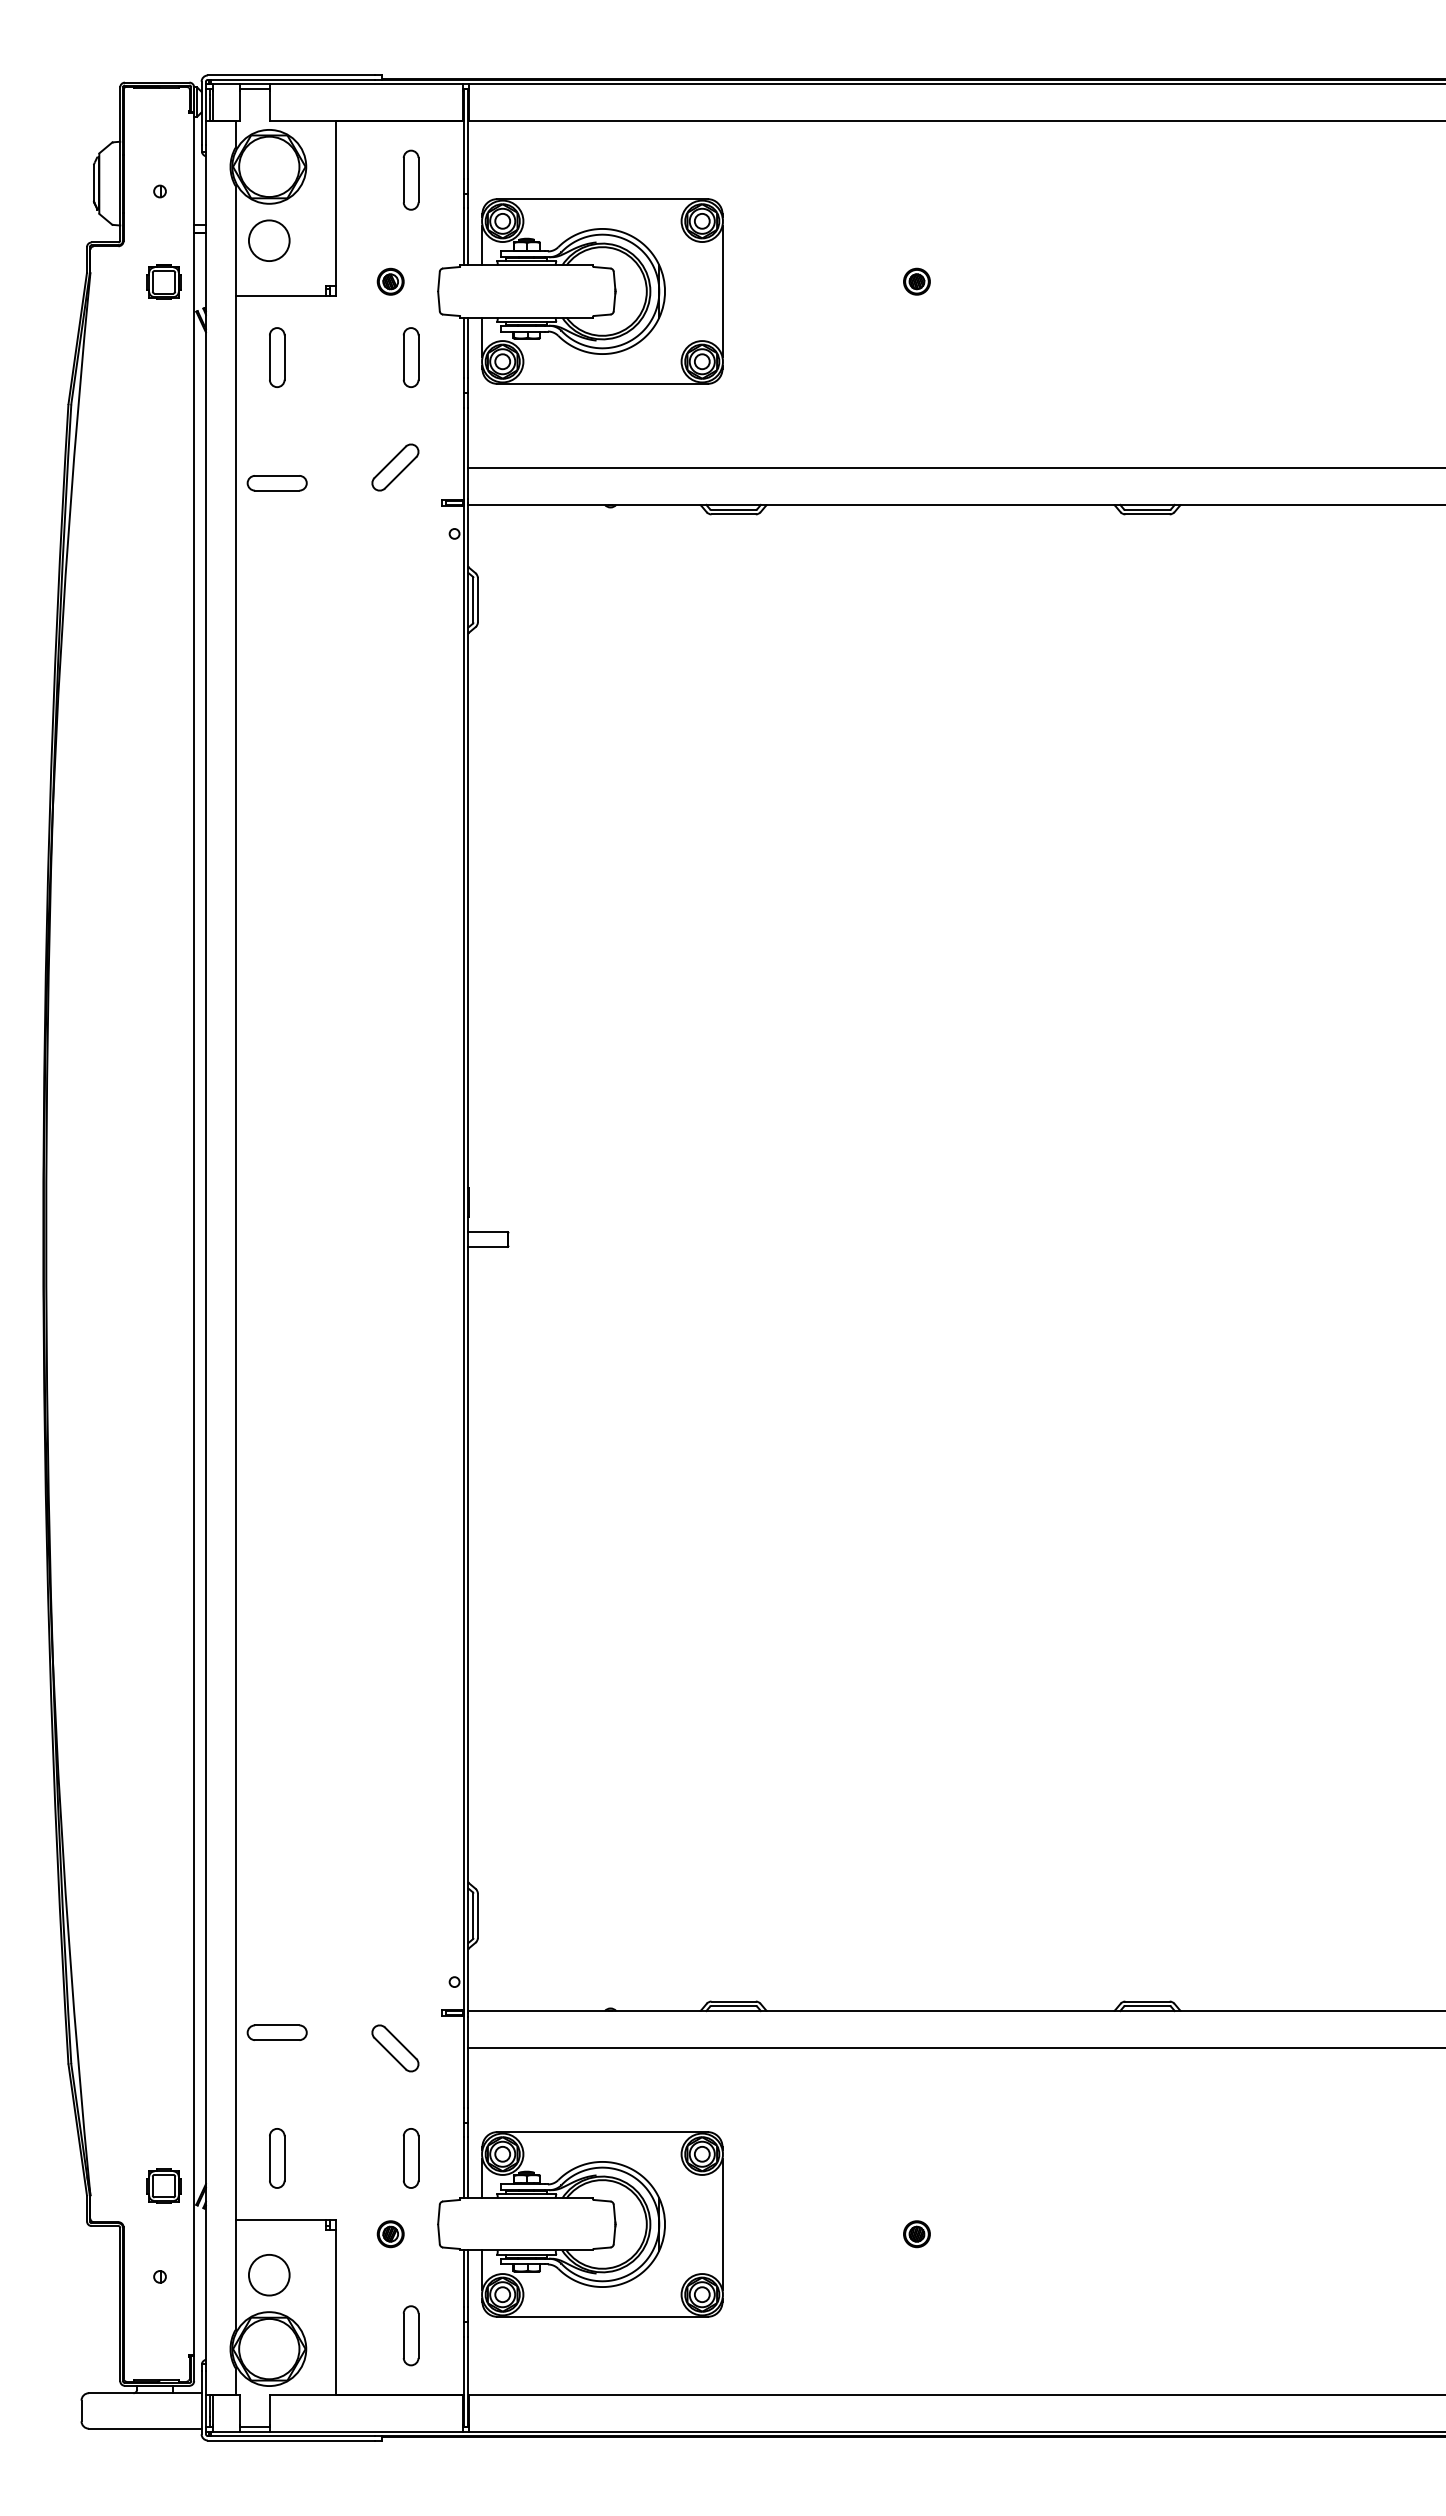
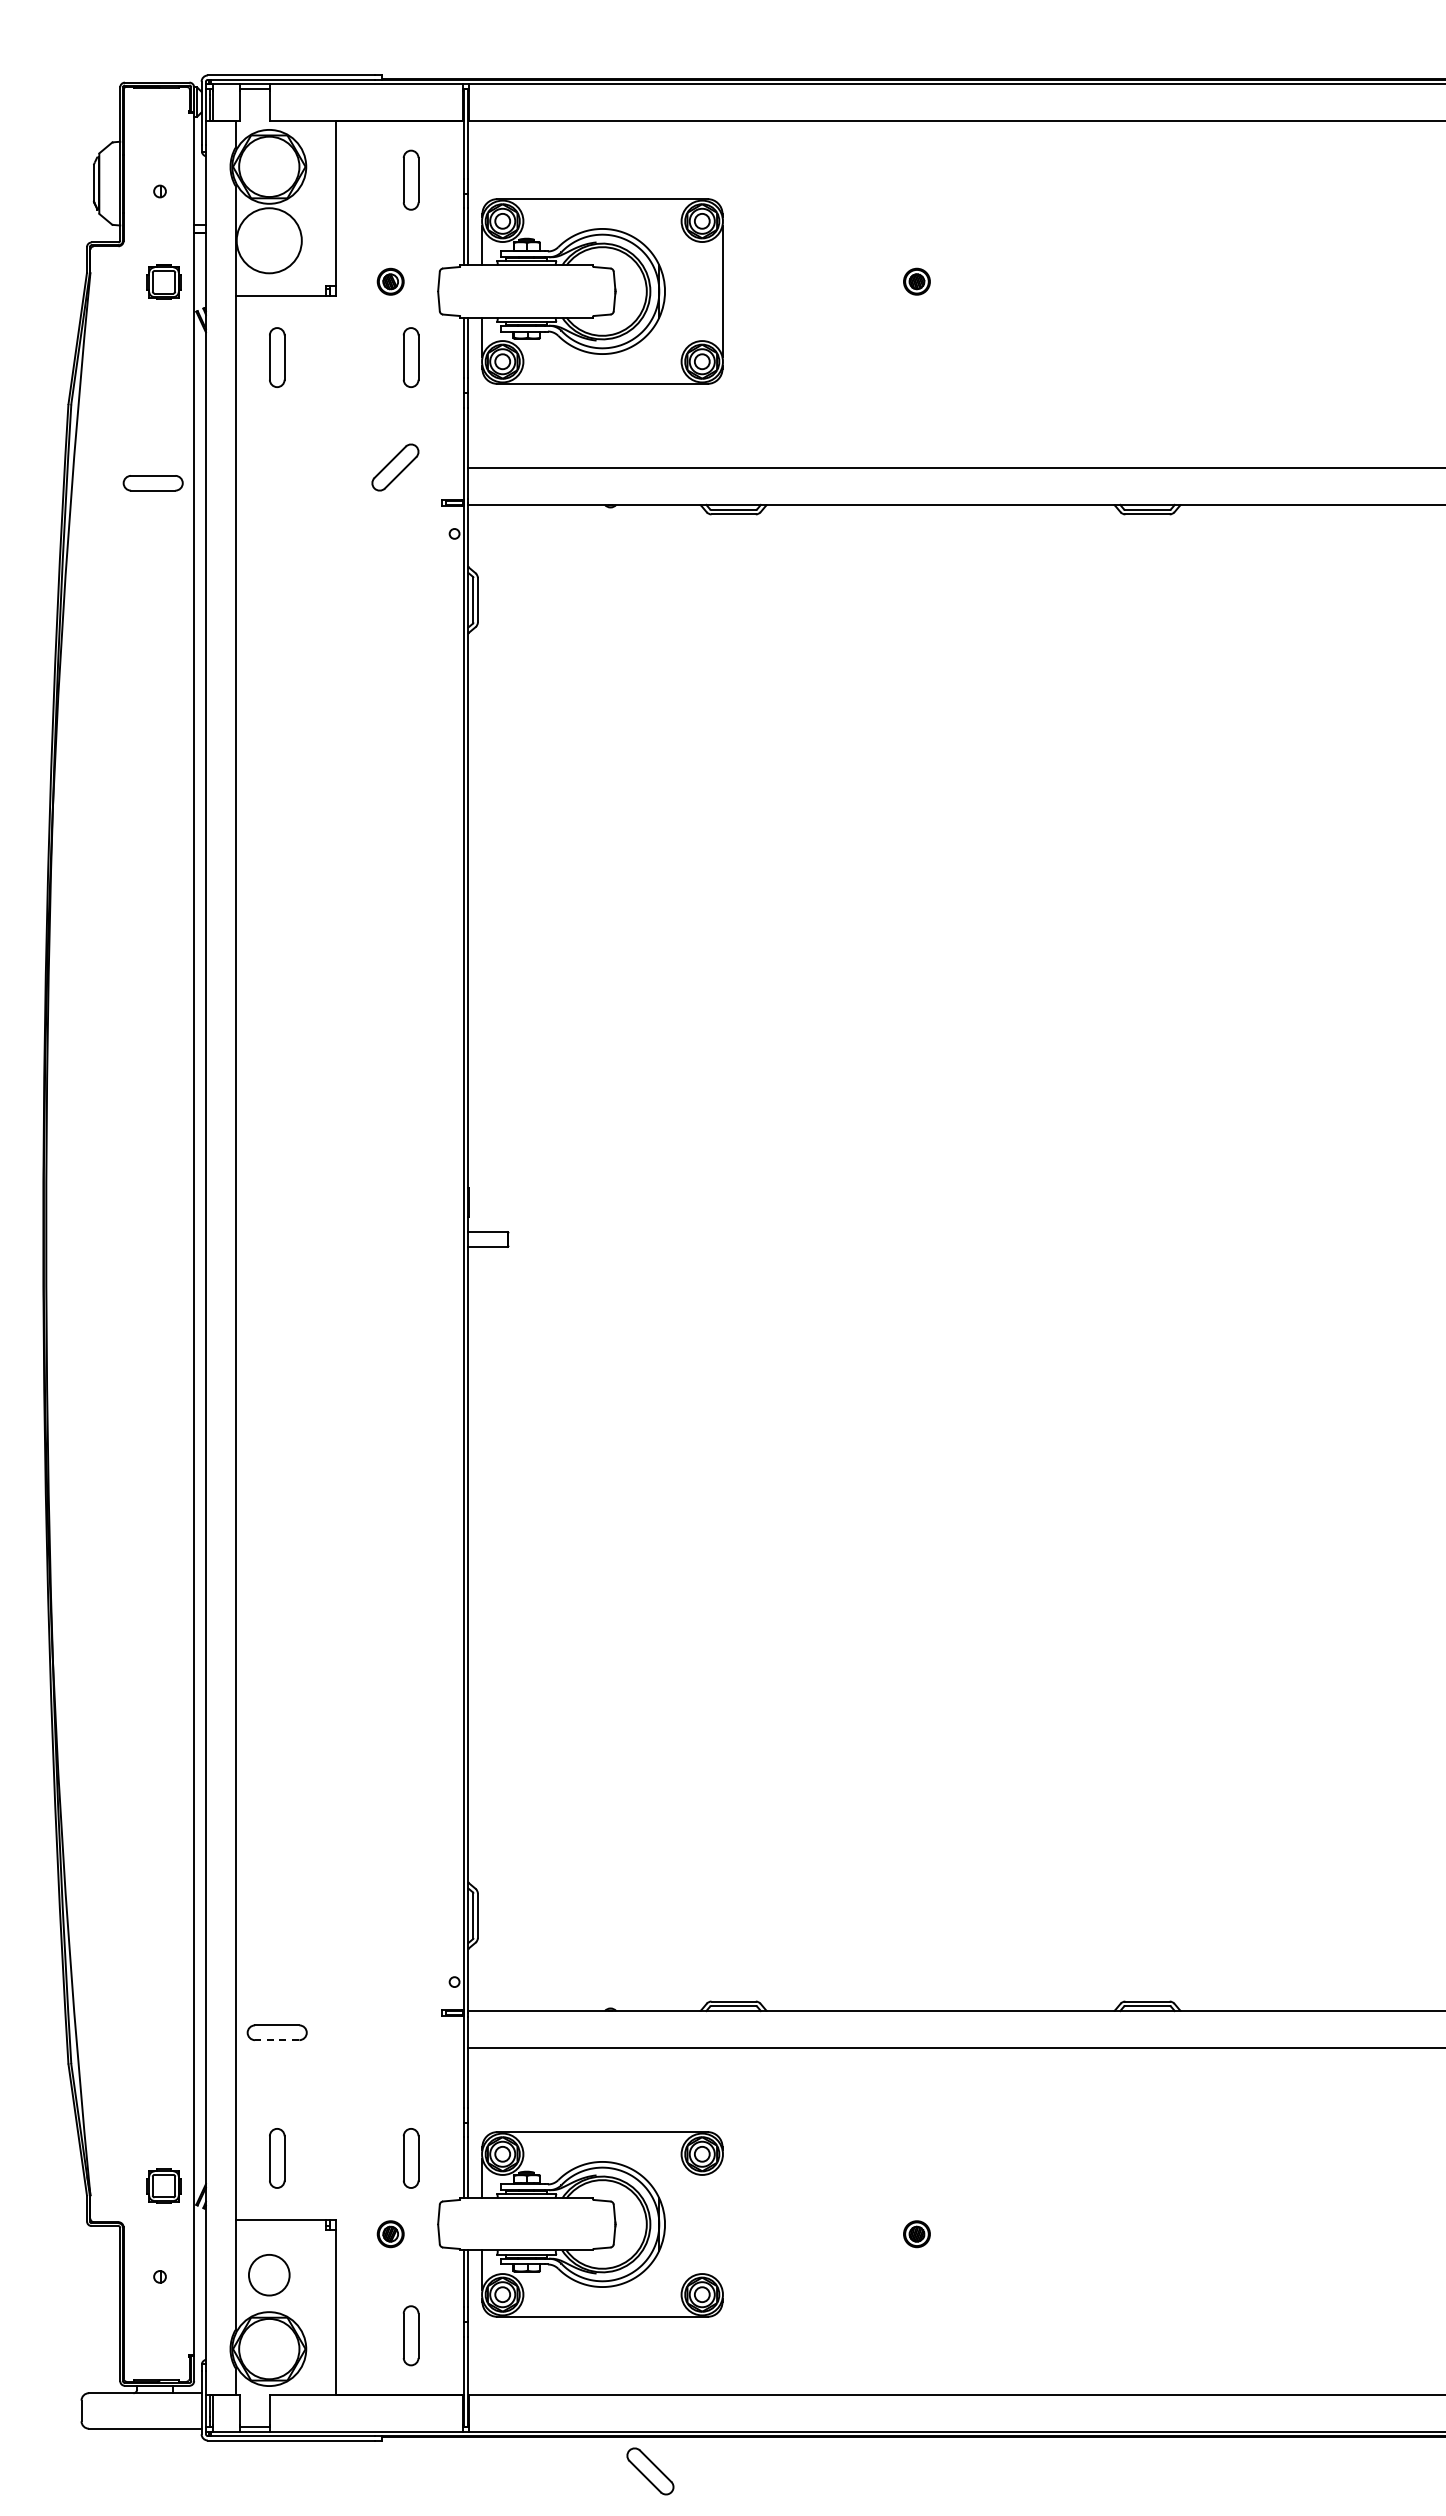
circle diameter: 41 px -> 65 px (268, 240)
part position: (276, 483) -> (152, 483) (152, 483)
line: solid -> dashed (276, 2040)
part position: (395, 2048) -> (650, 2471) (650, 2471)
line: present -> none (722, 2224)
